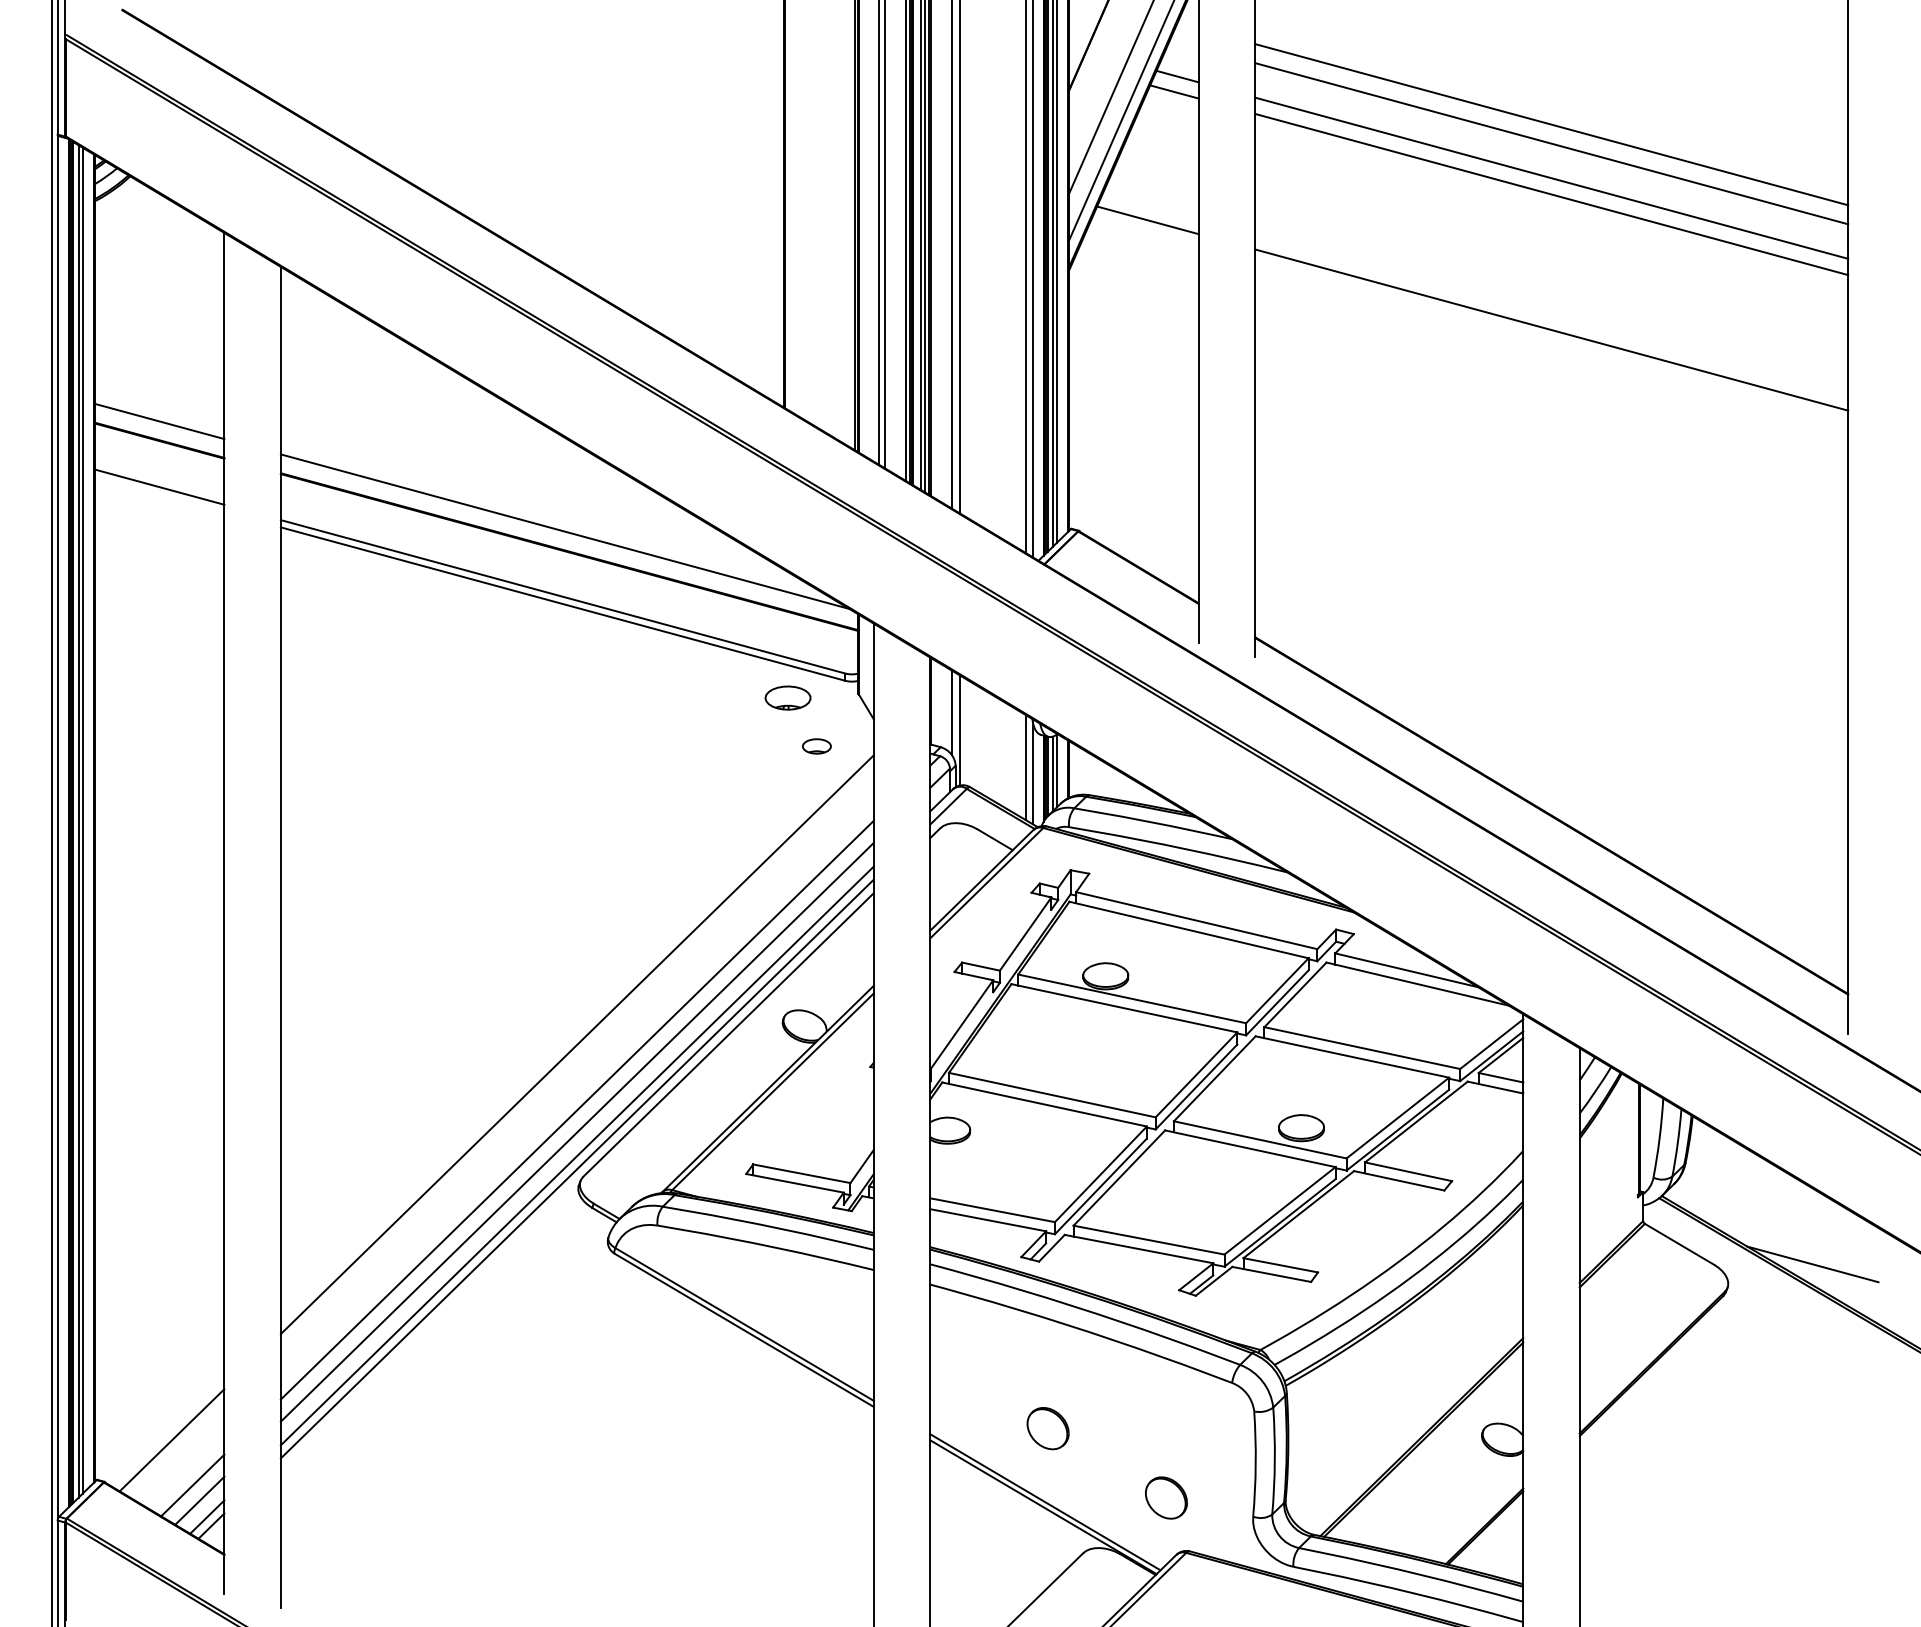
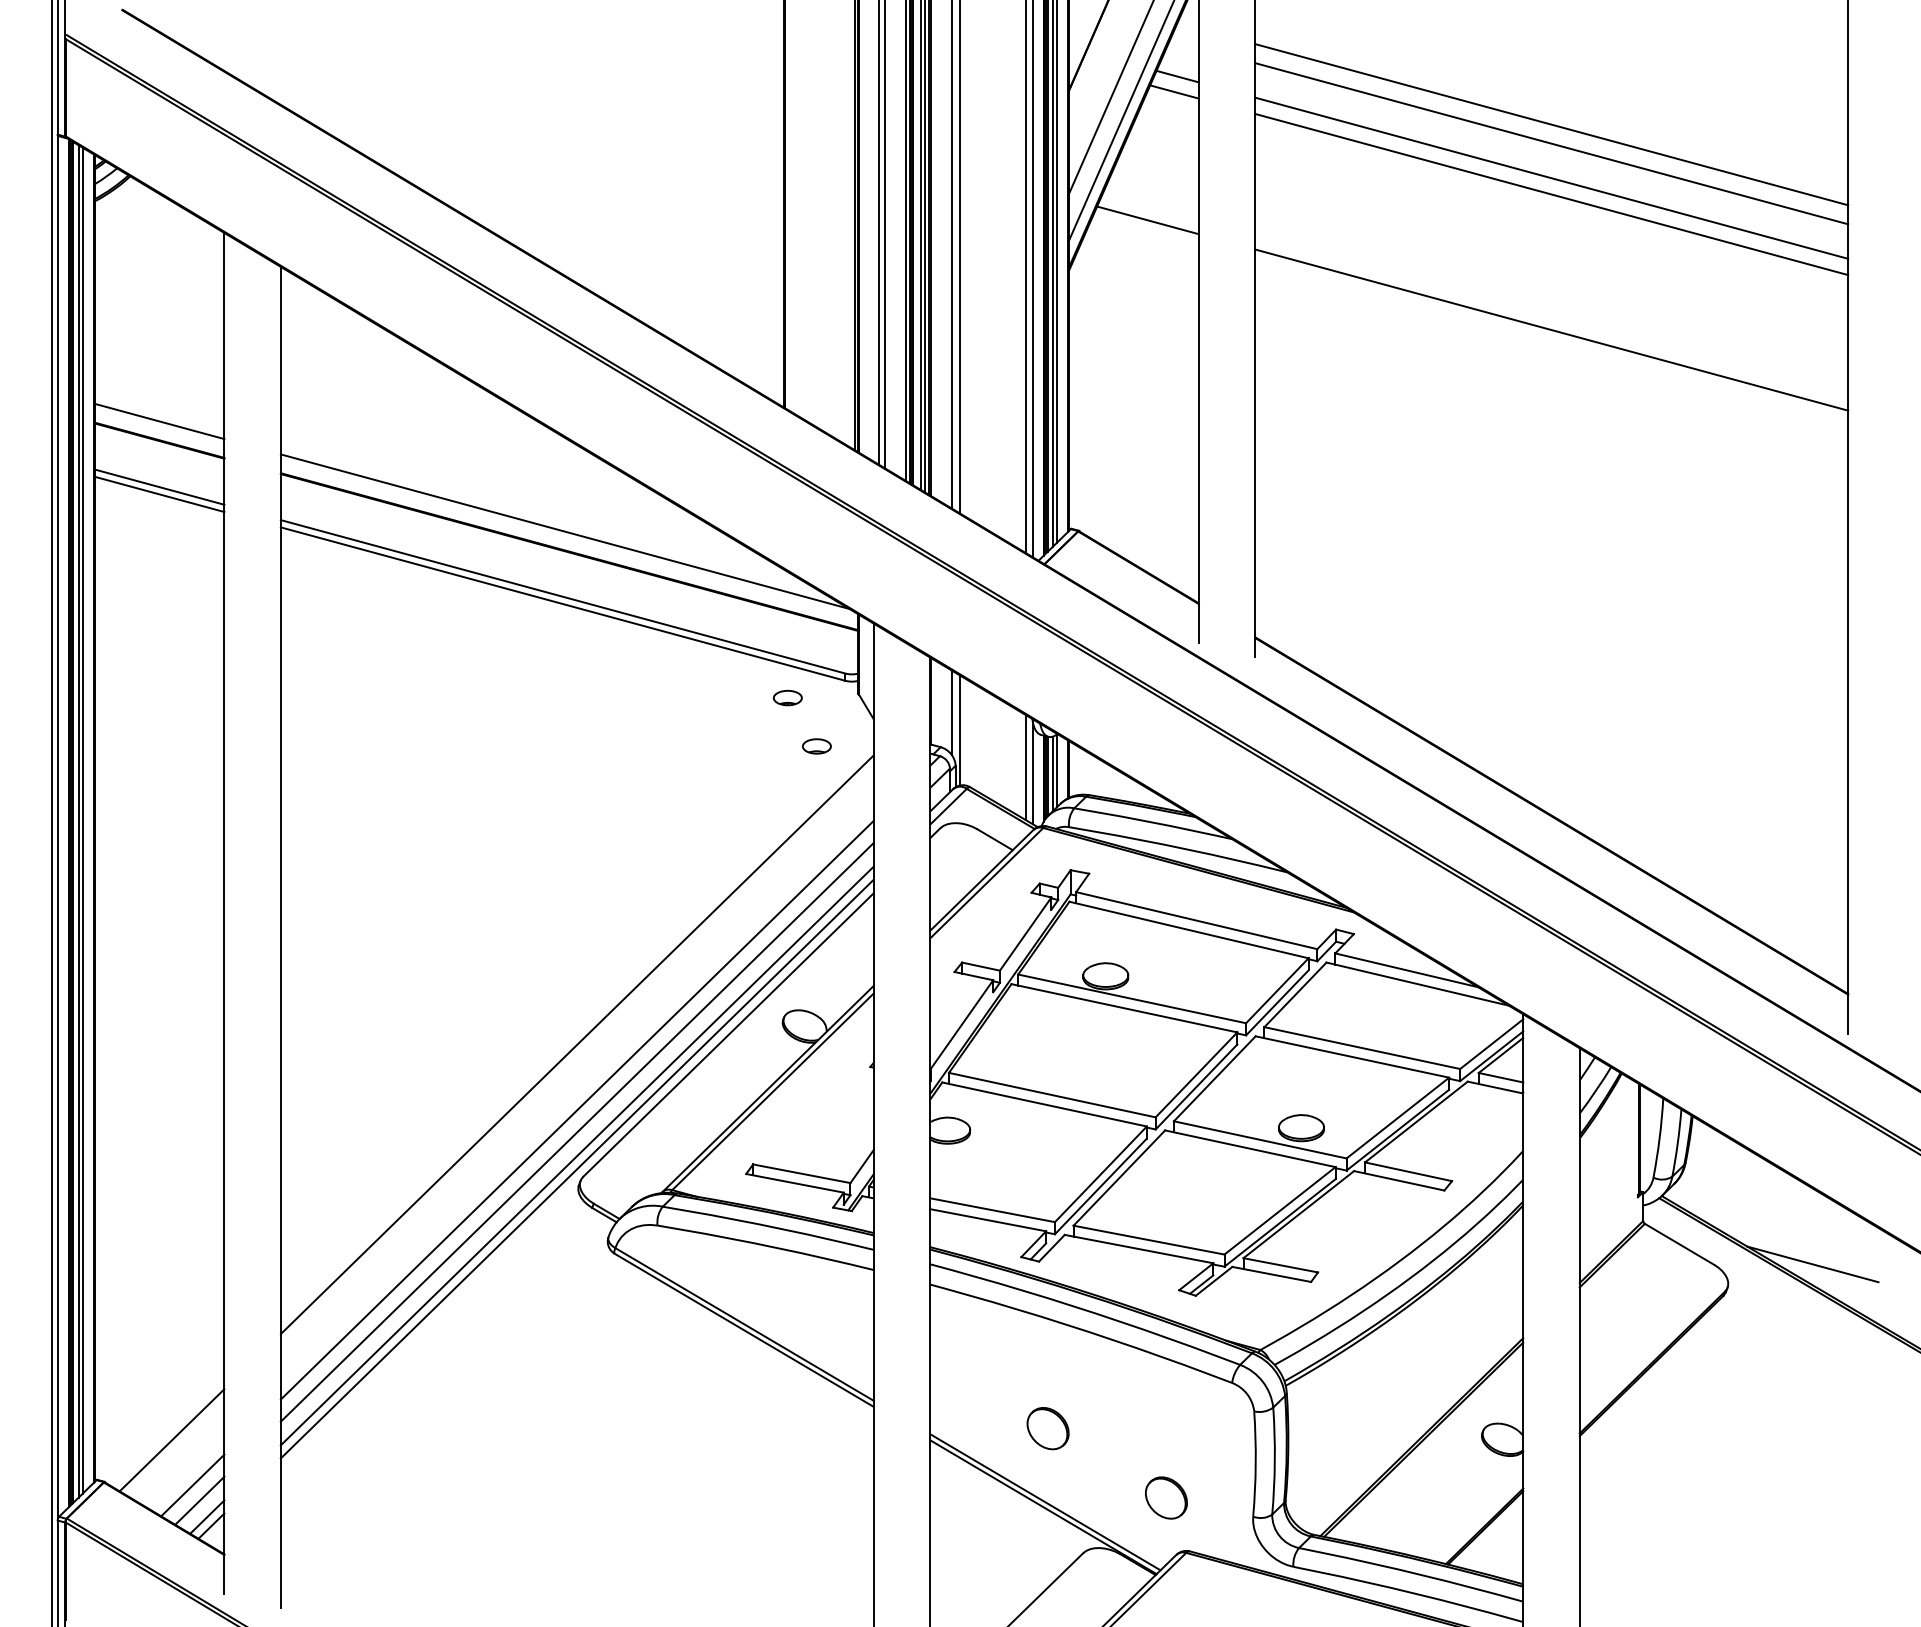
line: none -> present (159, 494)
part size: 48x26 px -> 31x18 px (787, 697)
